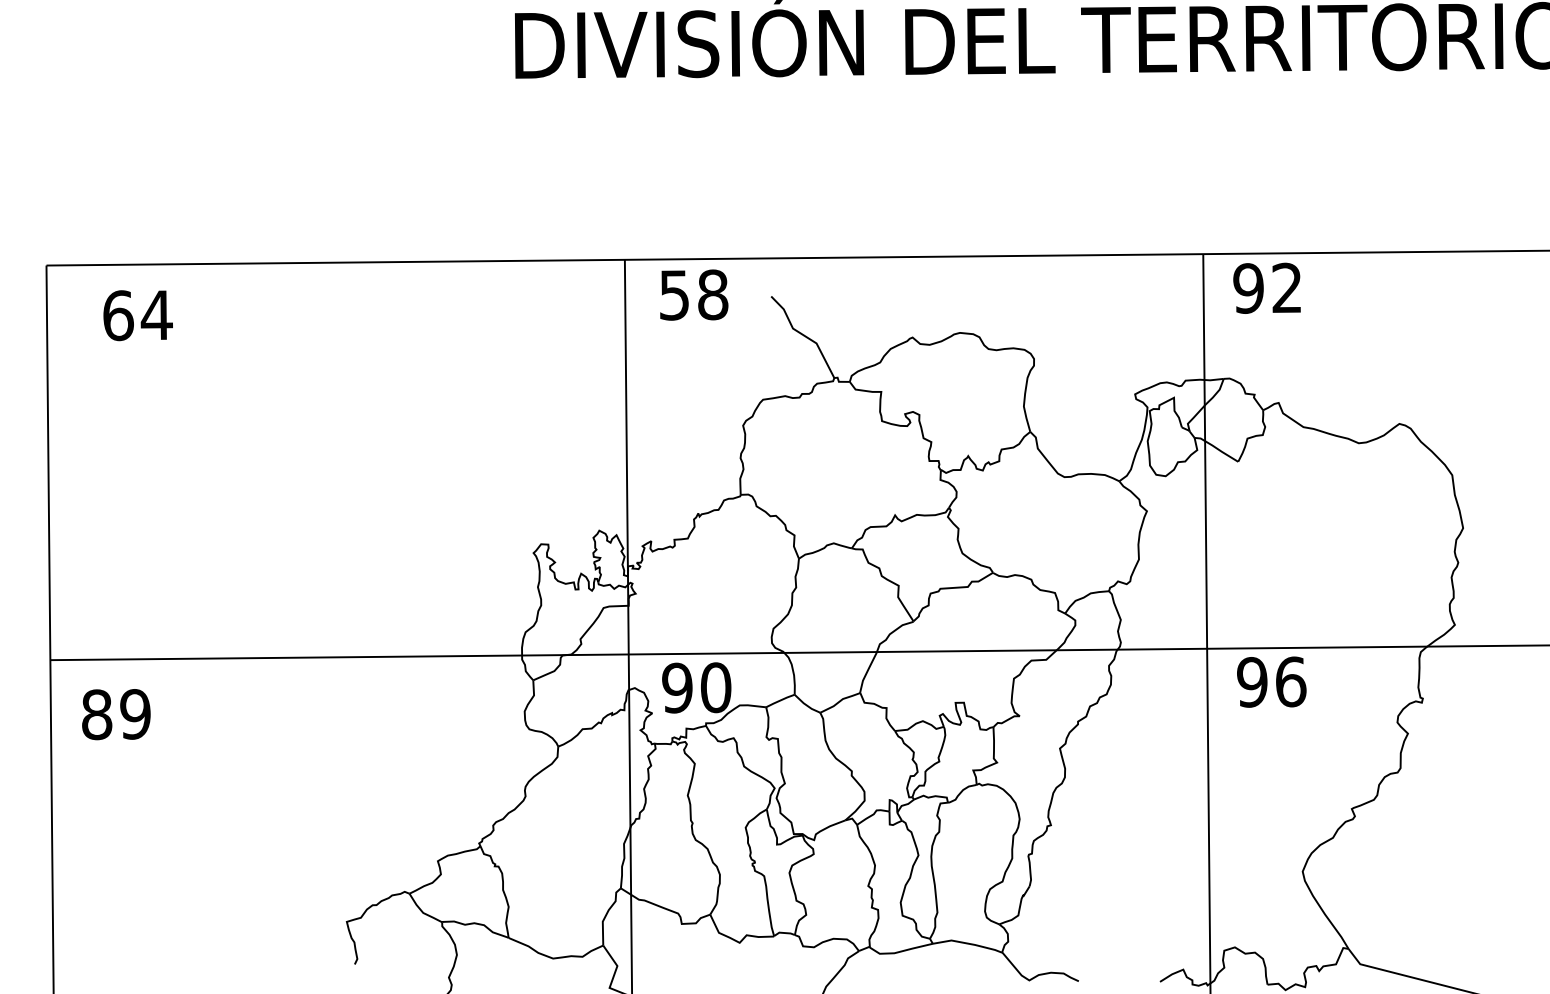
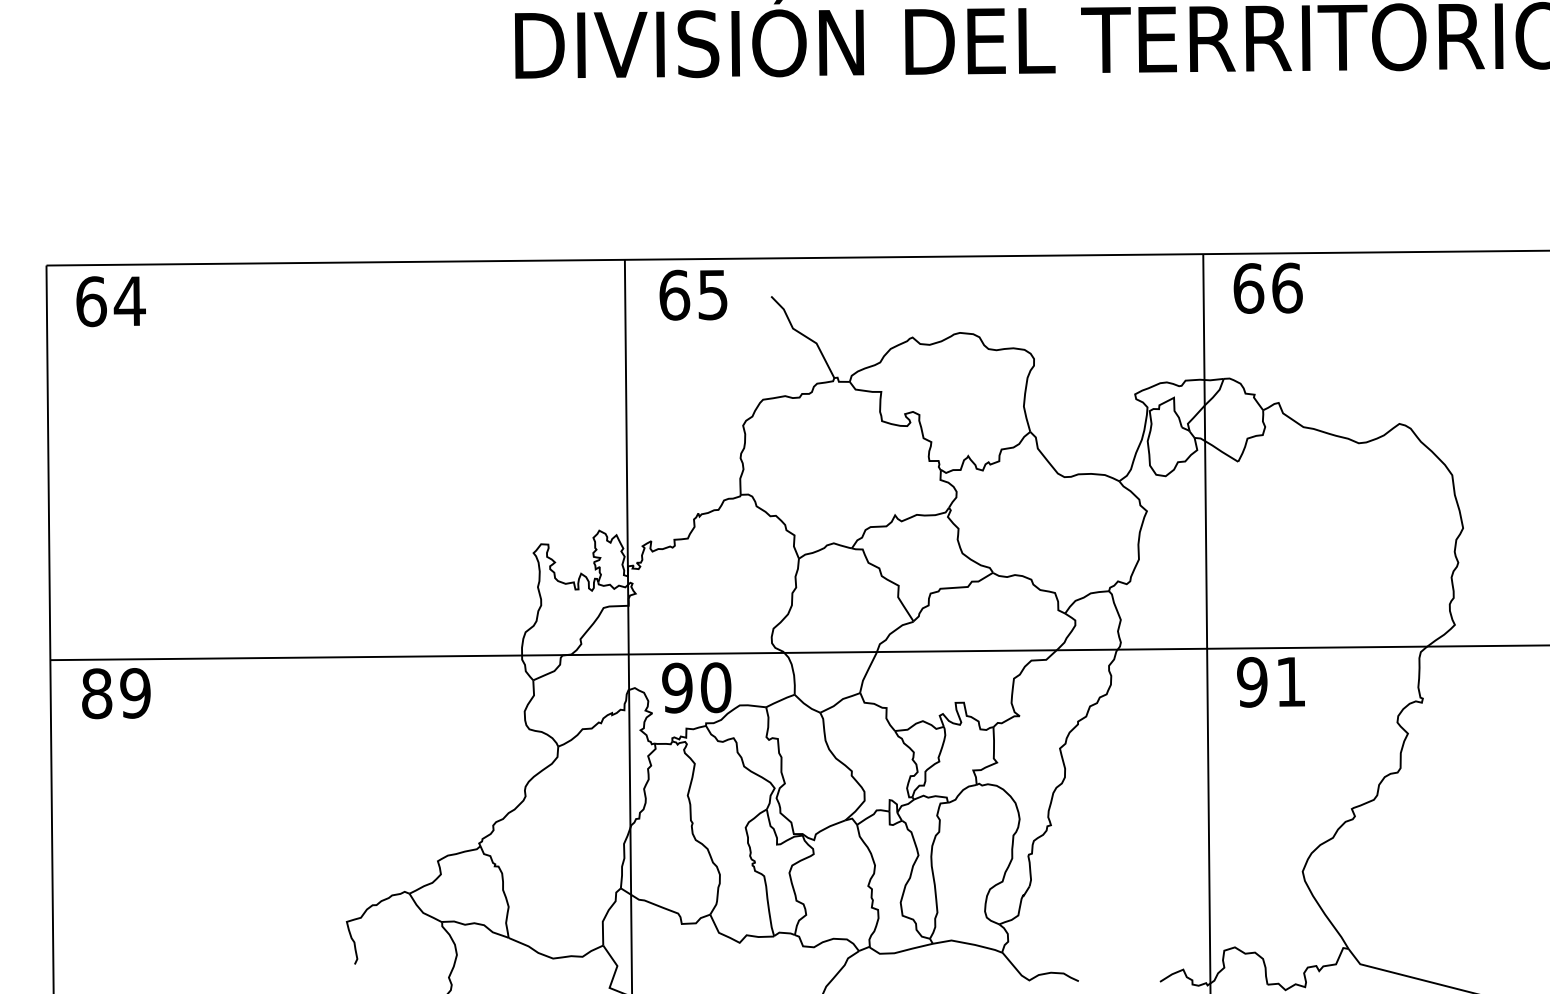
text: 92 -> 66 (1267, 287)
text: 58 -> 65 (693, 294)
text position: (137, 315) -> (110, 301) (110, 301)
text: 96 -> 91 (1291, 681)
text position: (116, 714) -> (116, 693) (116, 693)
